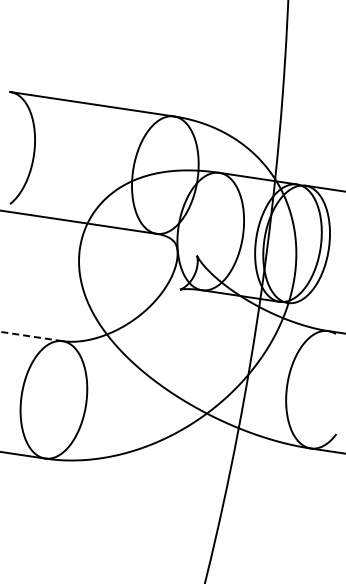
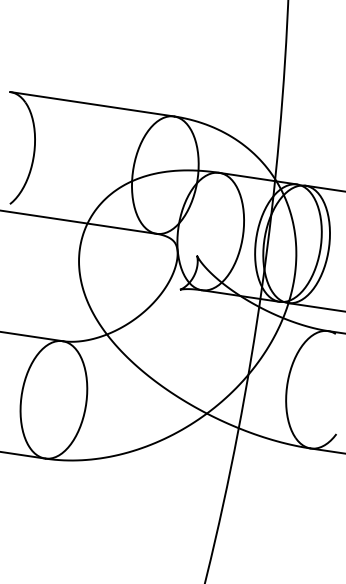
line: none -> present (314, 307)
line: dashed -> solid (31, 336)
